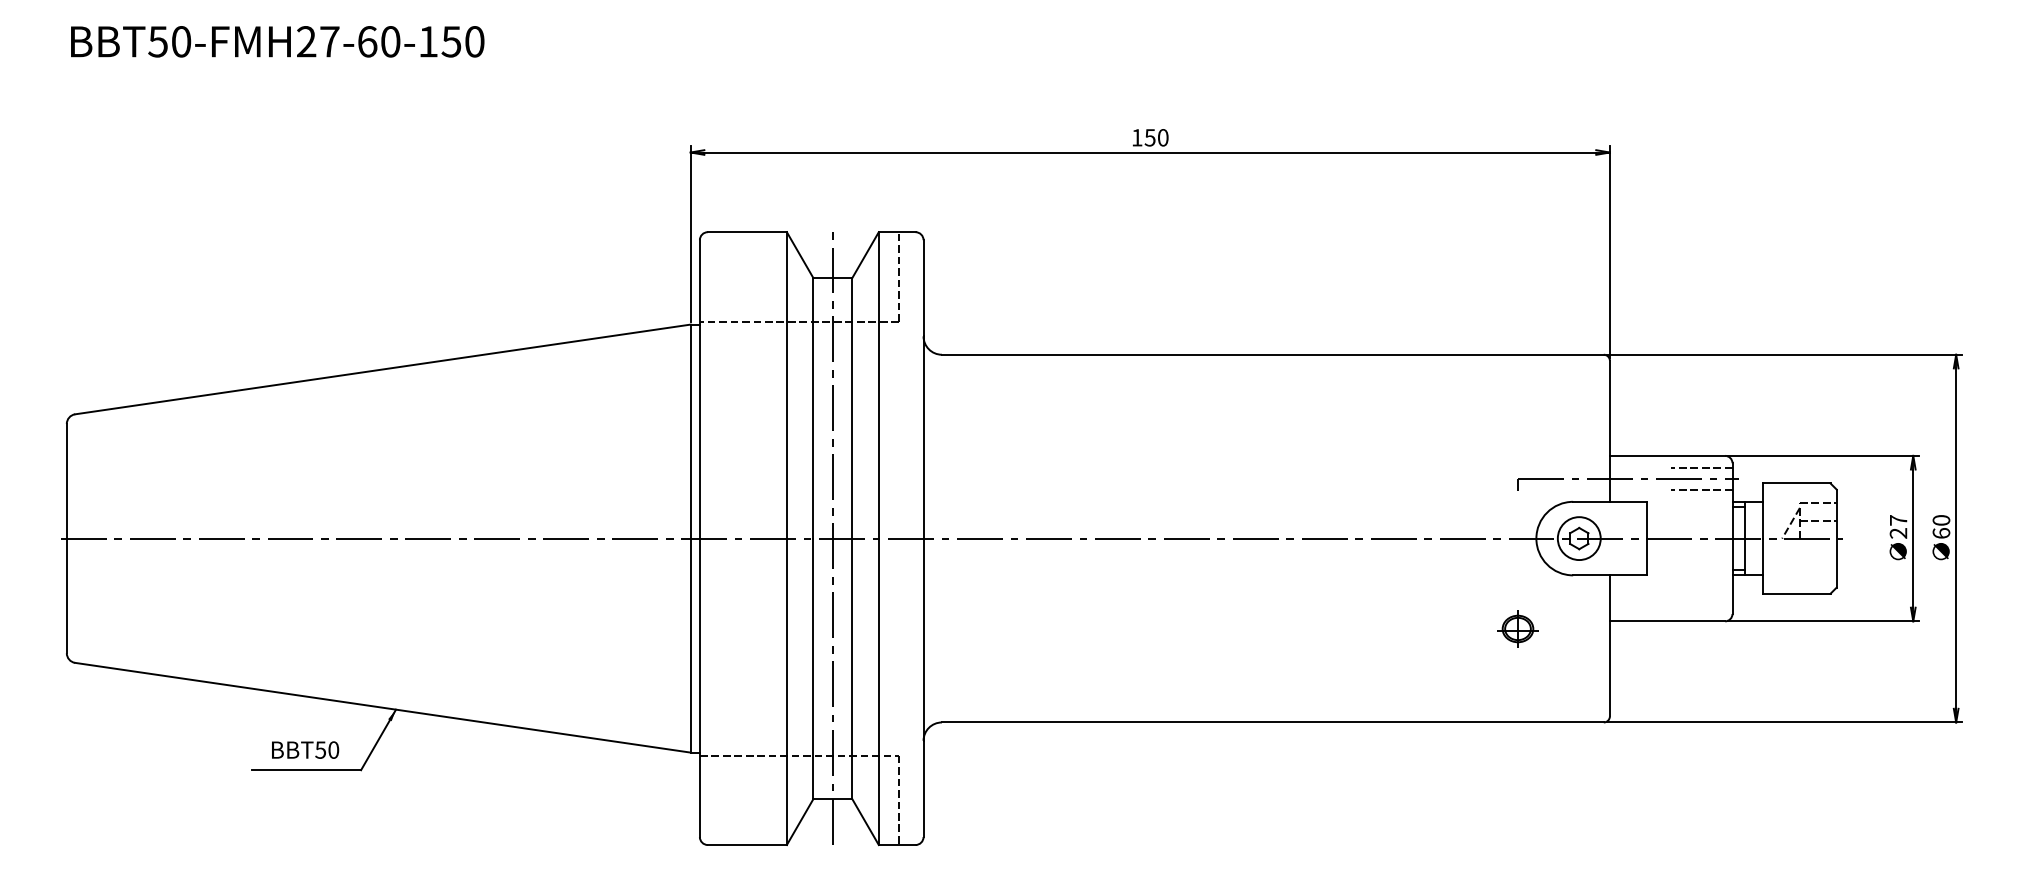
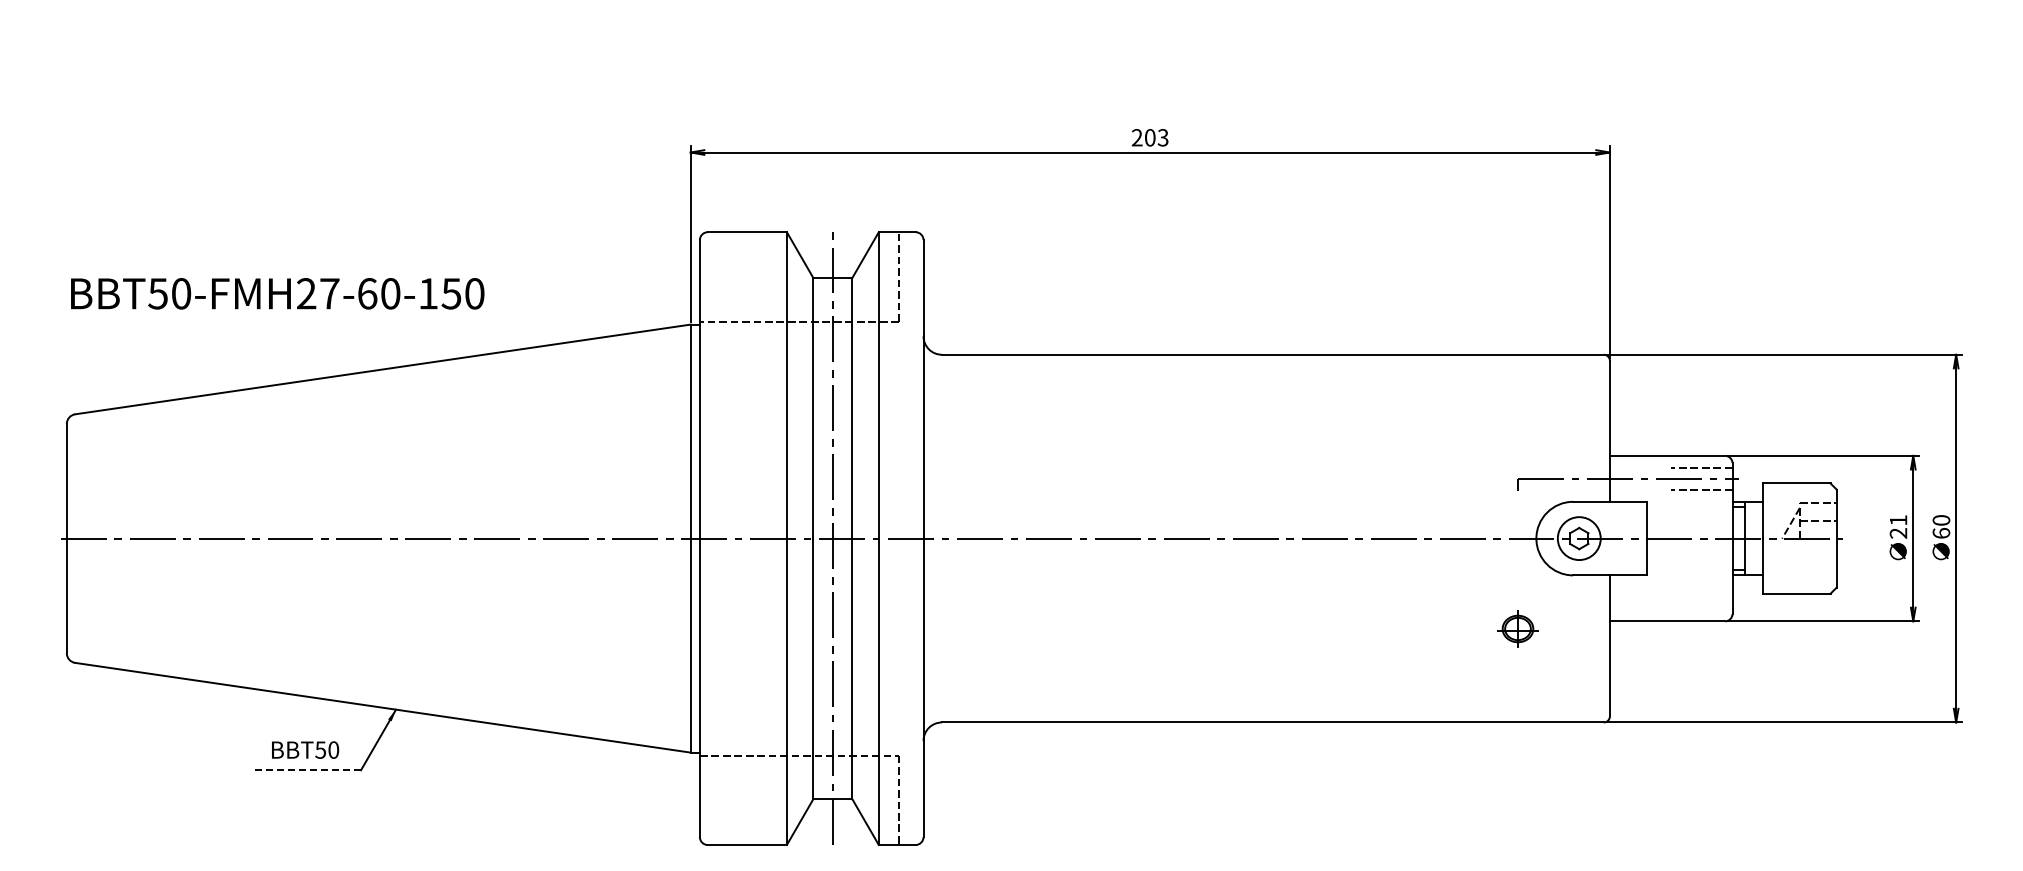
text position: (277, 41) -> (277, 293) (277, 293)
text: 150 -> 203 (1149, 137)
text: 27 -> 21 (1898, 520)
line: solid -> dashed (306, 770)
